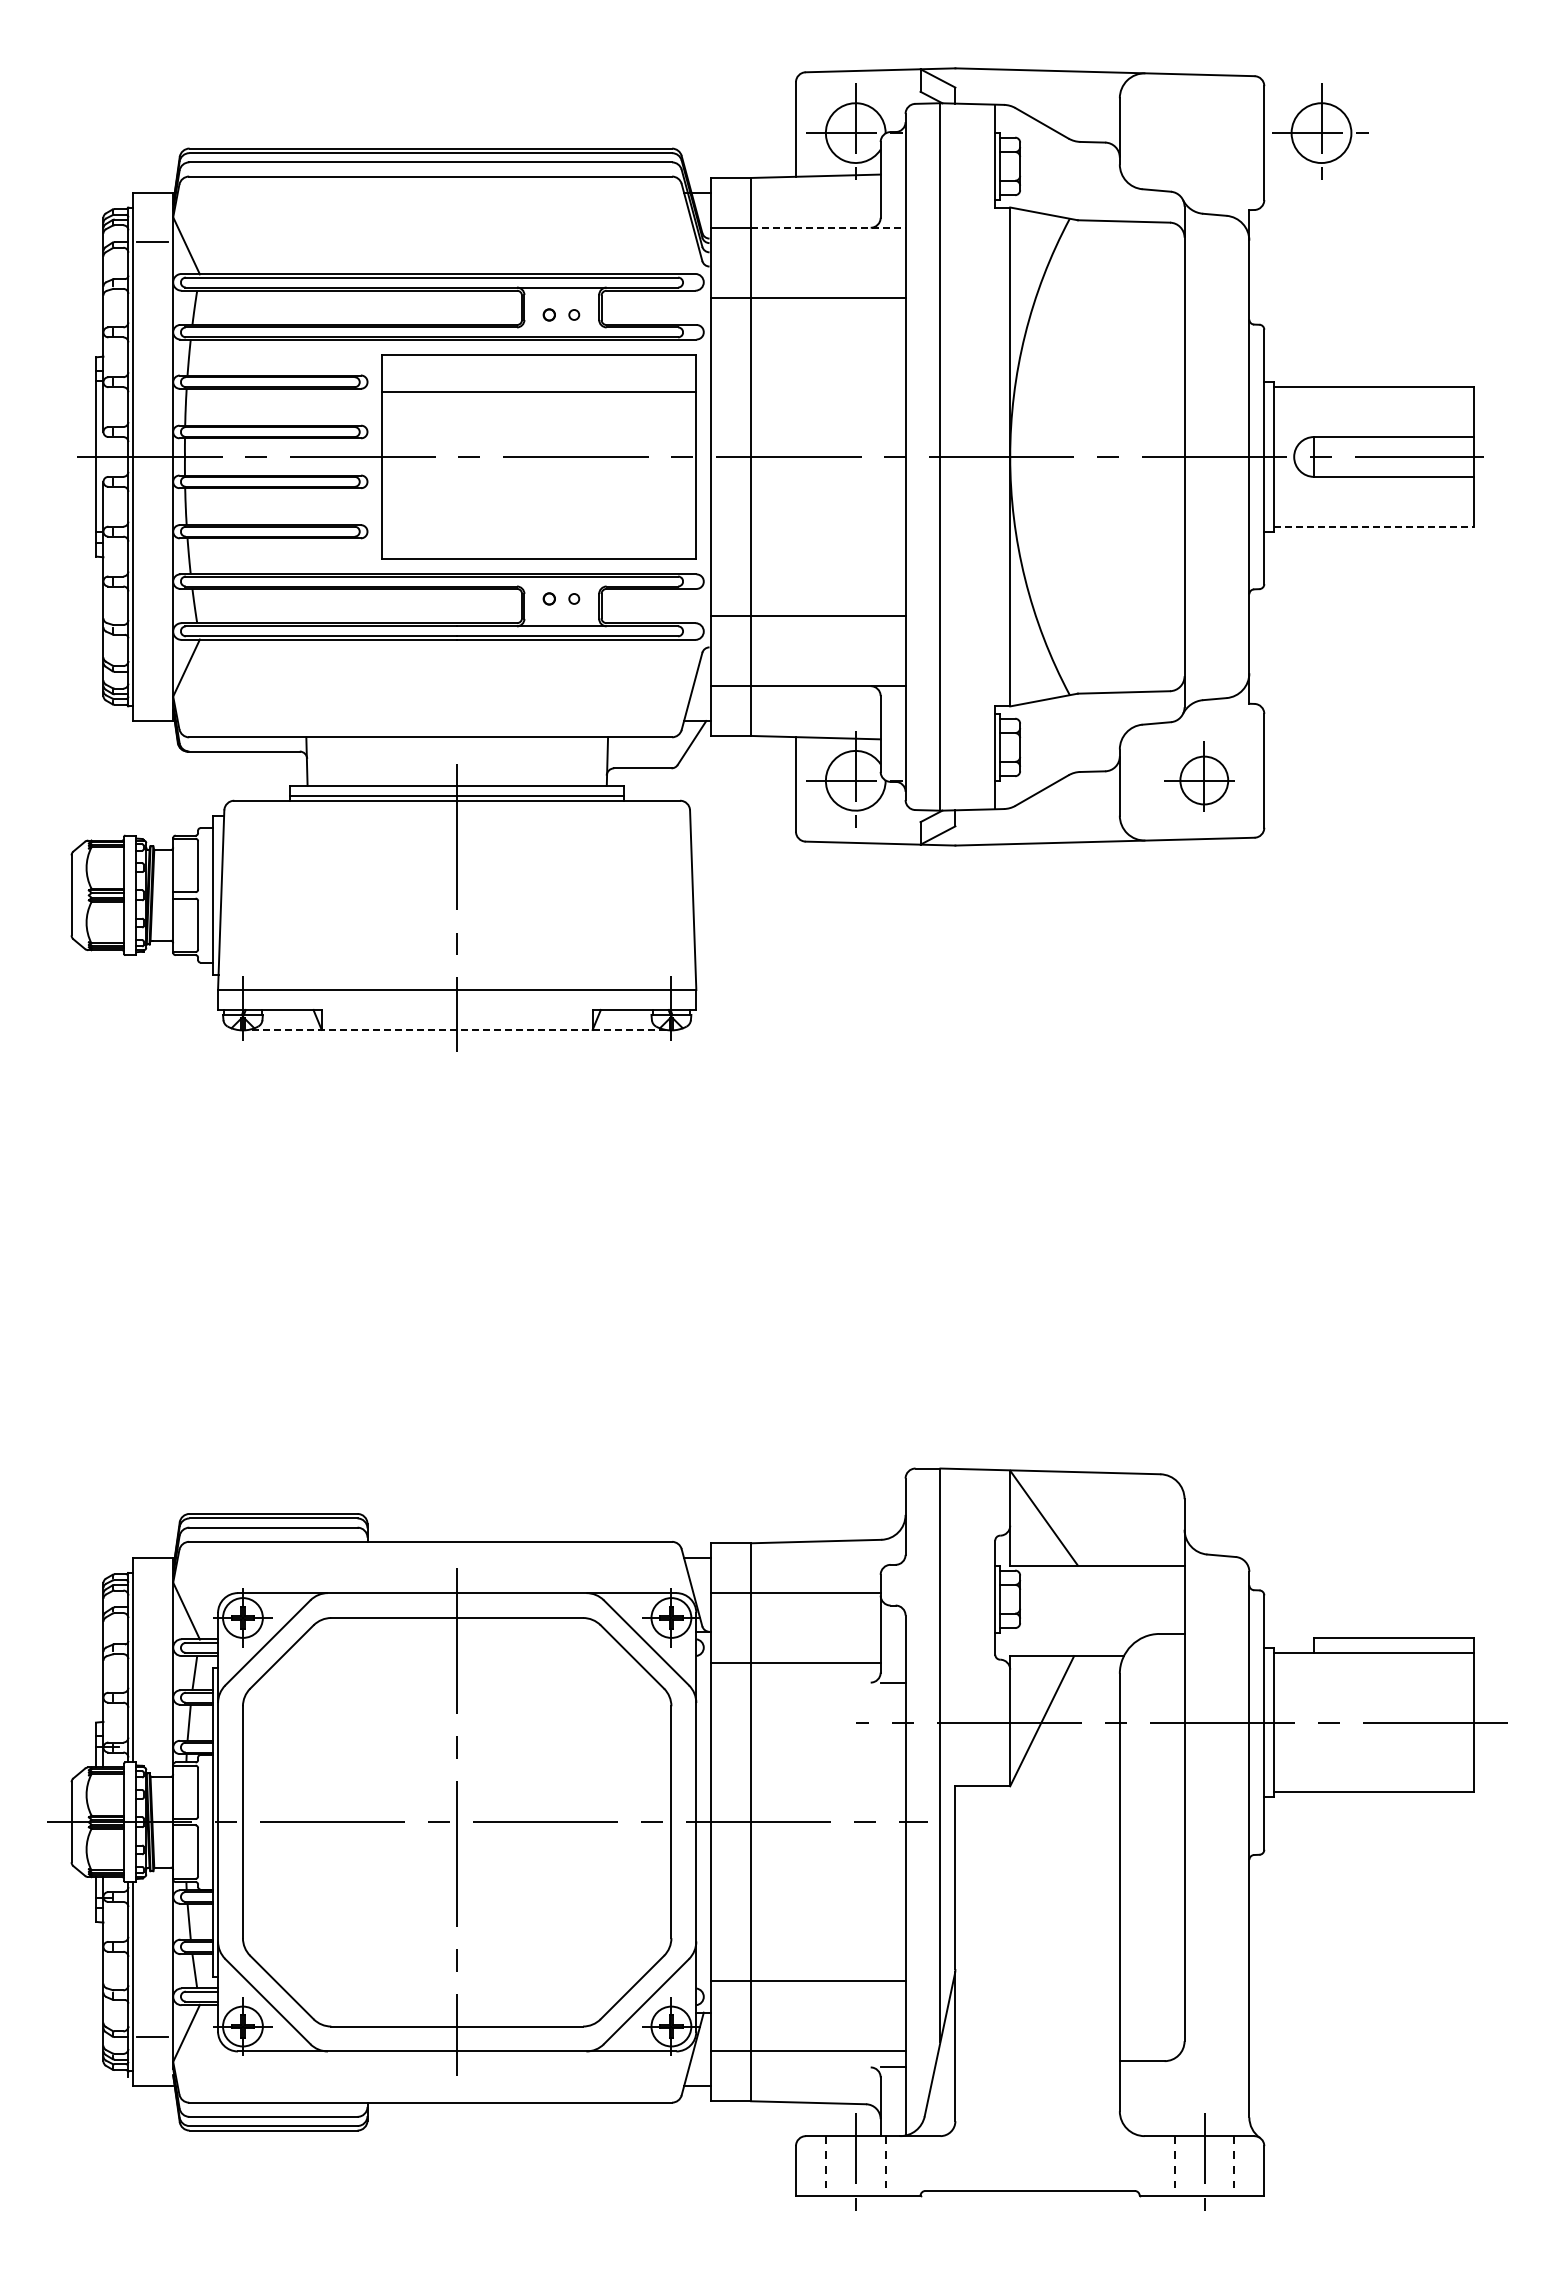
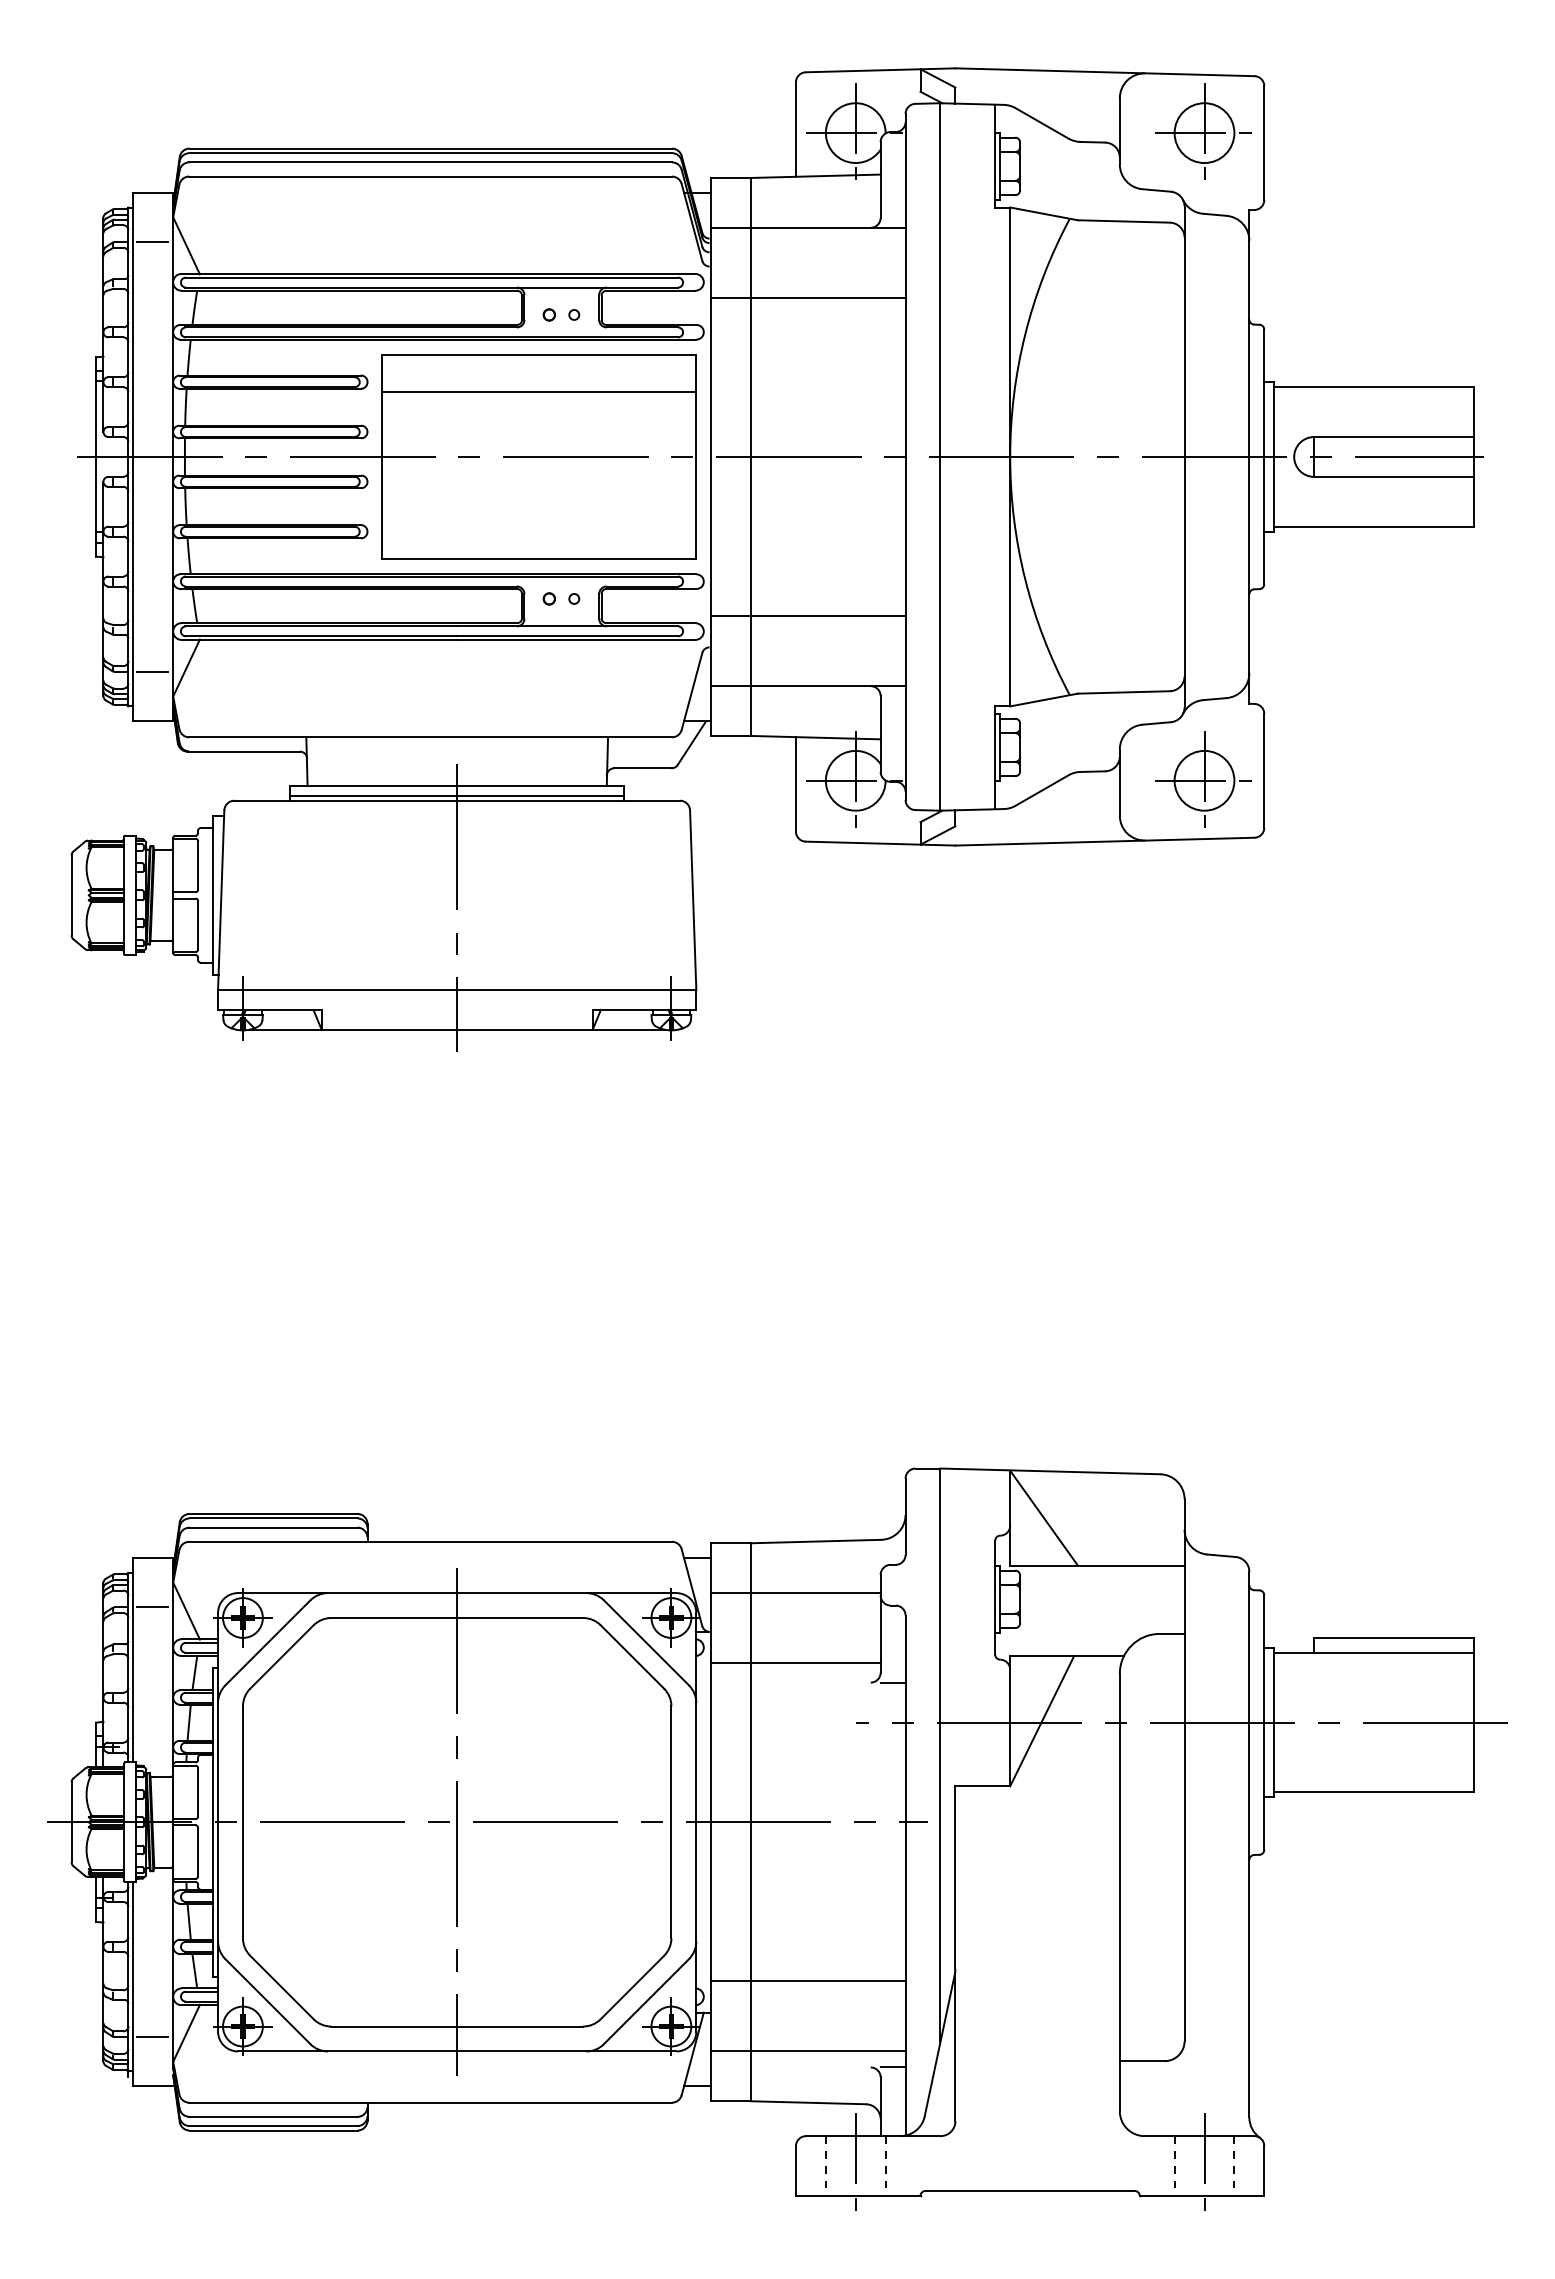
part position: (1320, 131) -> (1203, 131) (1203, 131)
line: dashed -> solid (828, 227)
line: dashed -> solid (1373, 526)
line: none -> present (151, 672)
part size: 71x71 px -> 97x97 px (1203, 779)
line: dashed -> solid (457, 1029)
line: none -> present (151, 1607)
